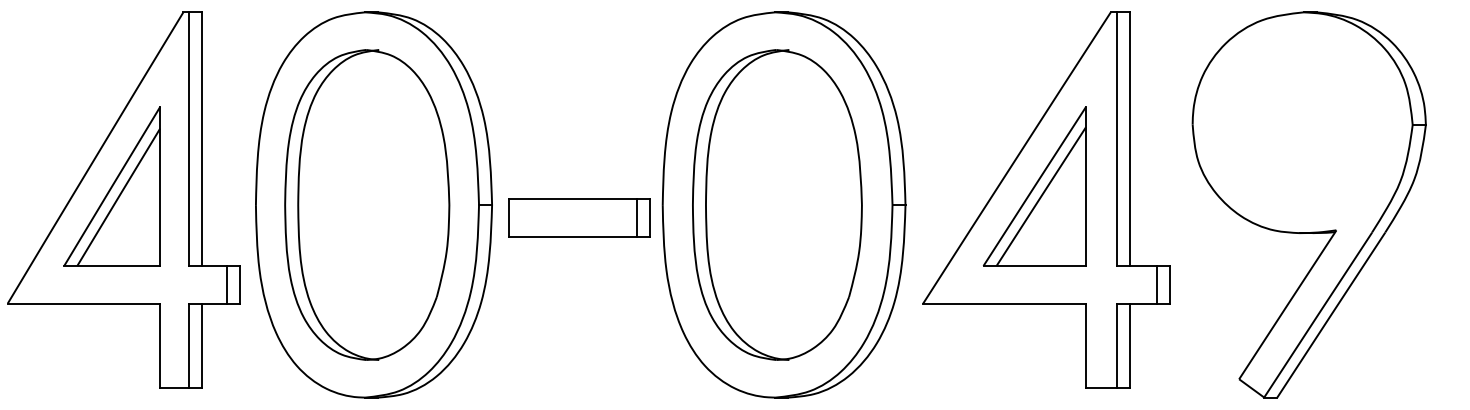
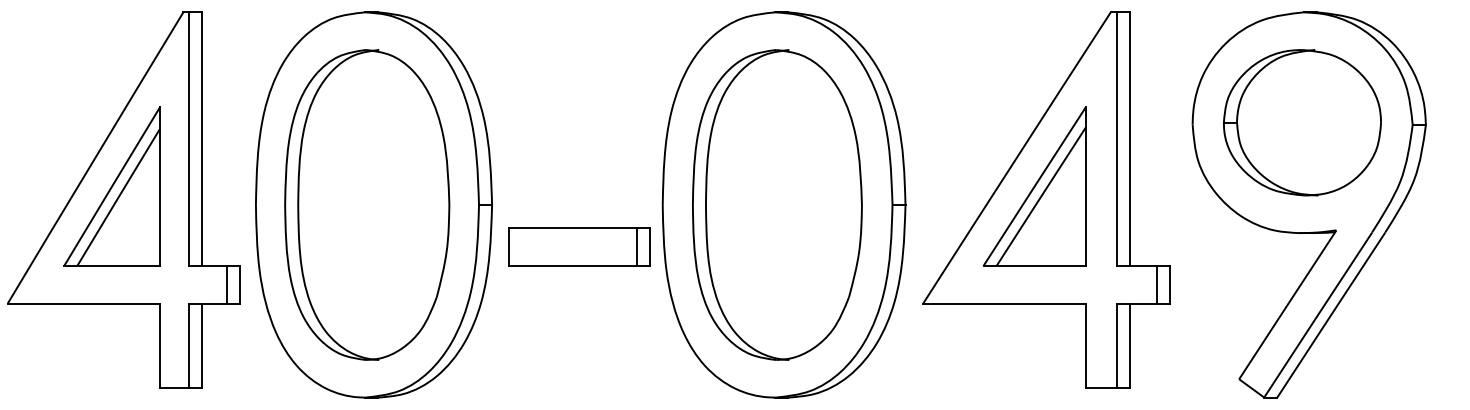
part: none -> present (1302, 122)
part position: (579, 217) -> (579, 246) (579, 246)
